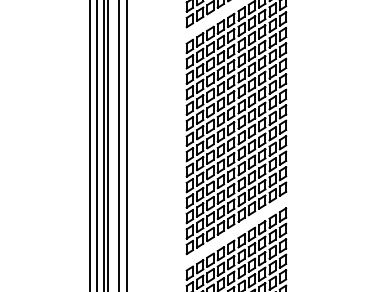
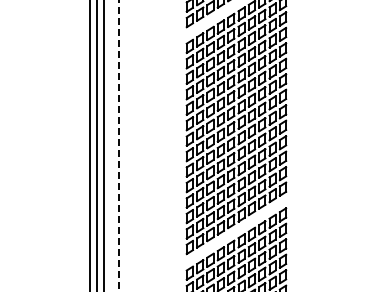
line: present -> none (107, 145)
line: present -> none (127, 145)
line: solid -> dashed (119, 146)
